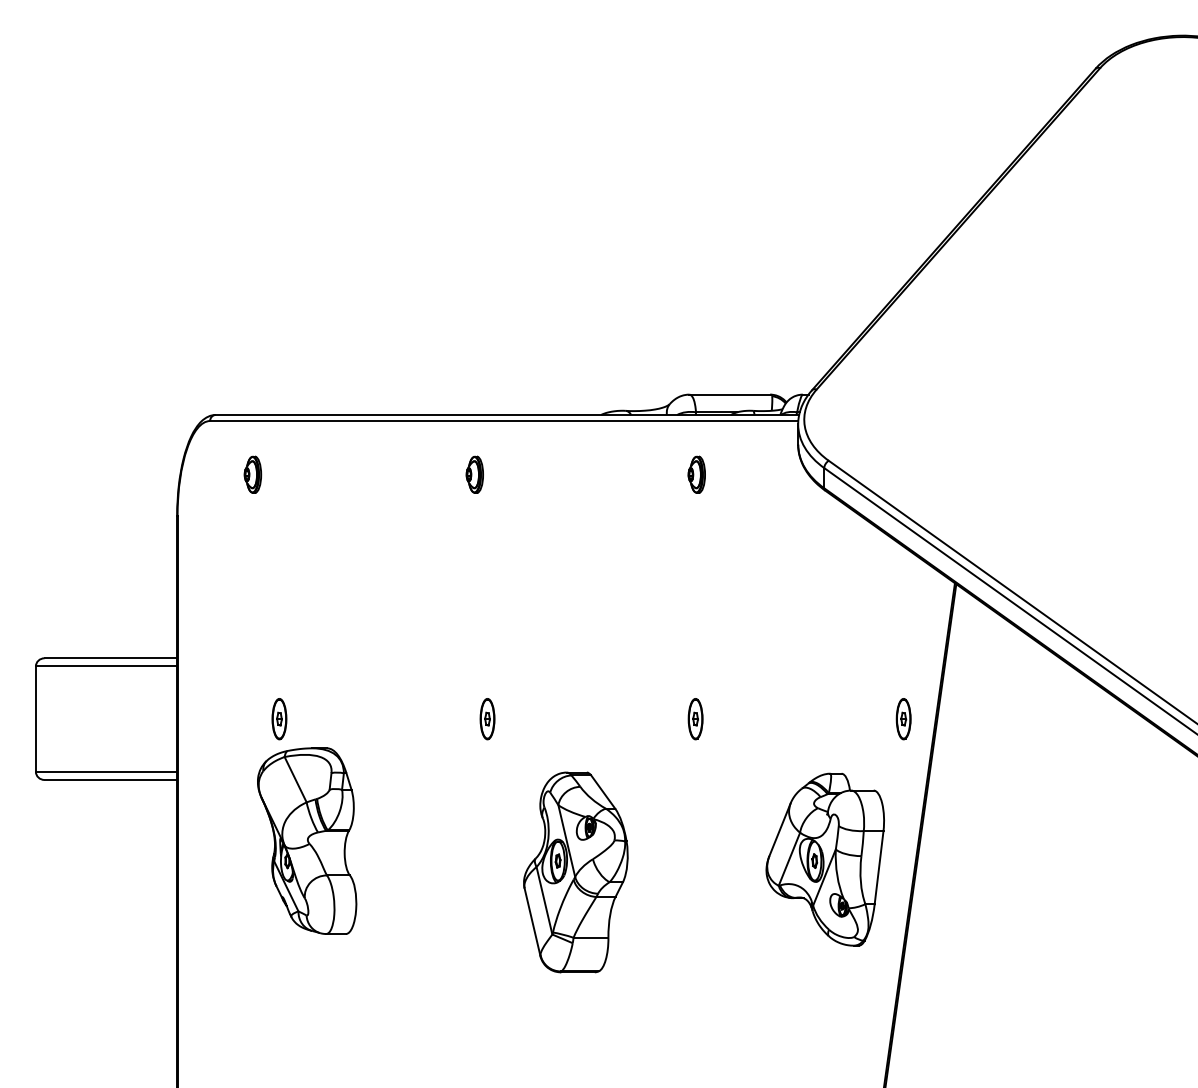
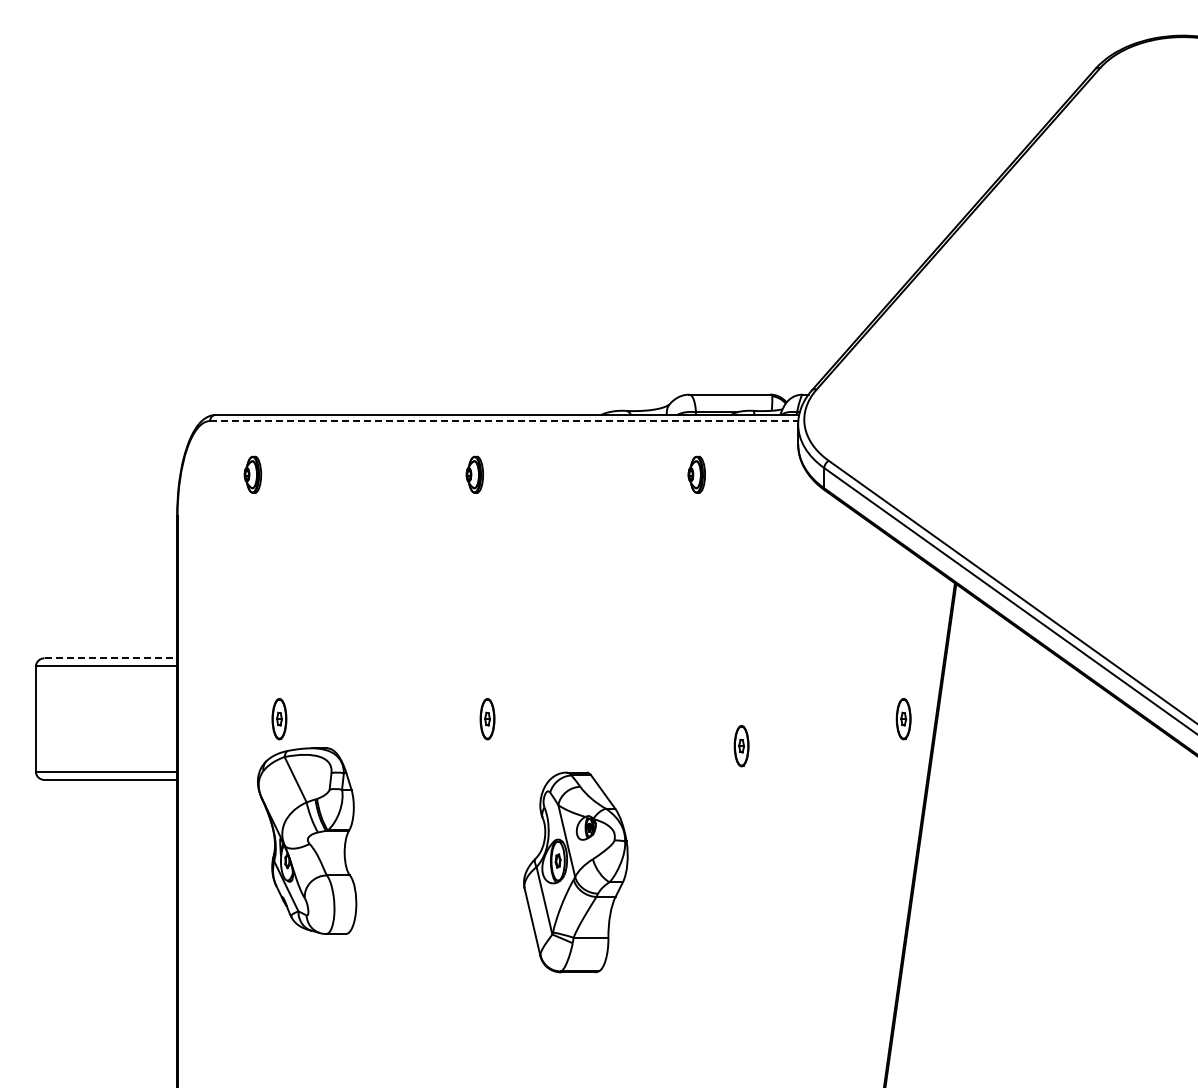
line: solid -> dashed (504, 421)
line: solid -> dashed (111, 658)
part position: (695, 719) -> (741, 746) (741, 746)
part: present -> none (824, 859)
